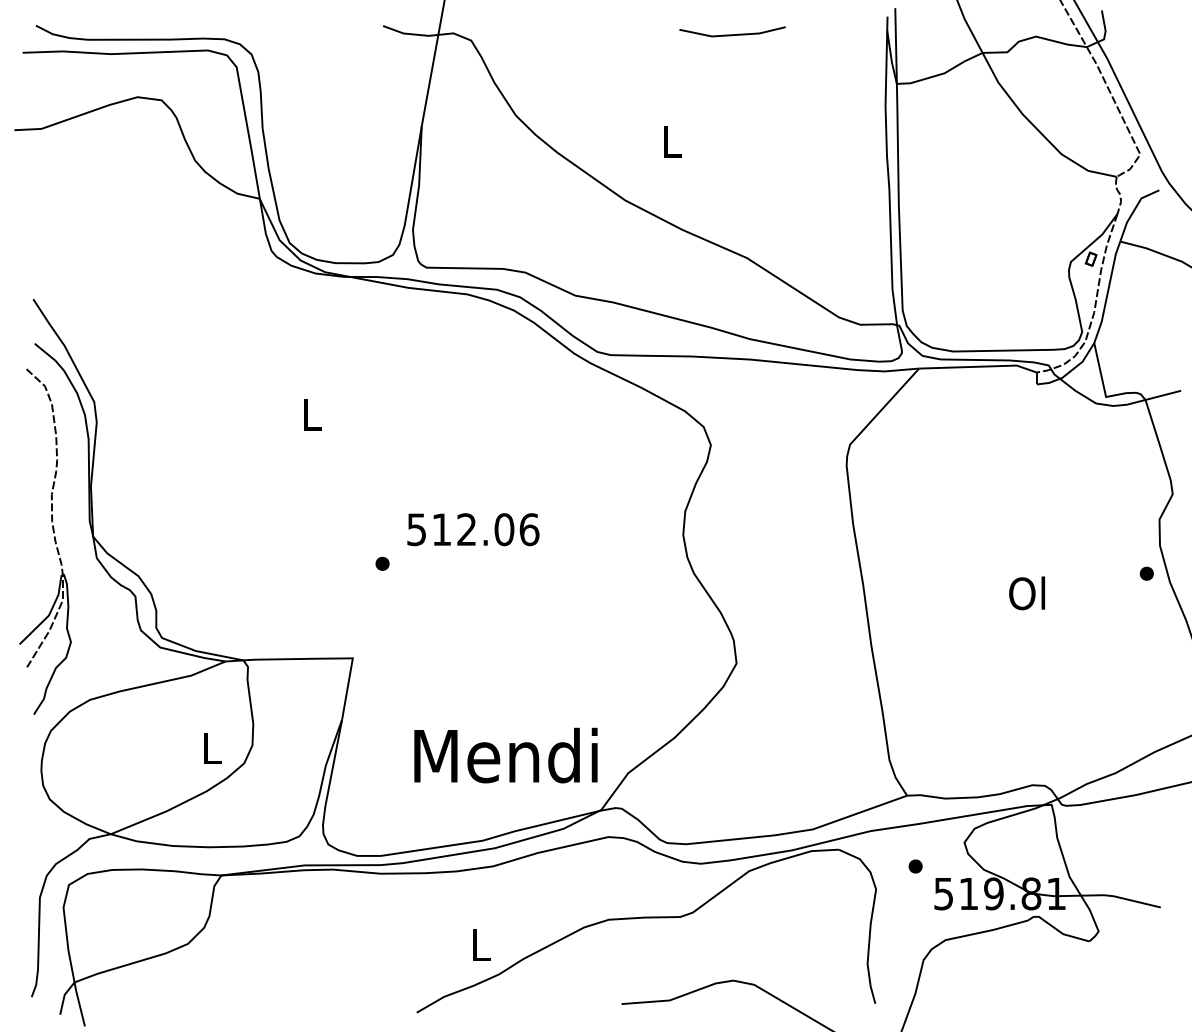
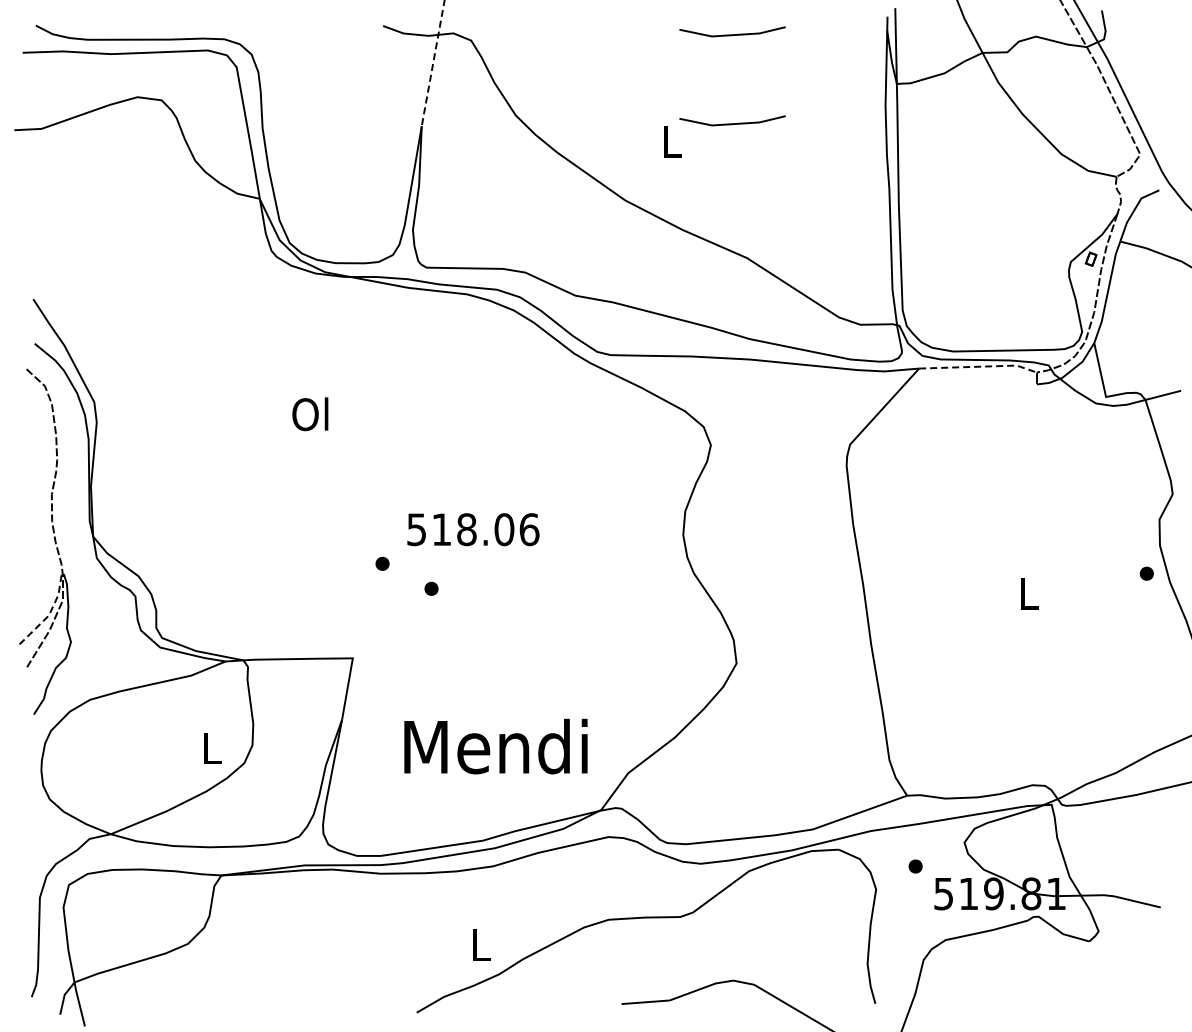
line: solid -> dashed (433, 63)
line: none -> present (732, 123)
line: solid -> dashed (979, 366)
text: L -> Ol (310, 414)
text: 512.06 -> 518.06 (466, 529)
part: none -> present (431, 588)
text: Ol -> L (1027, 593)
line: solid -> dashed (49, 614)
text position: (505, 755) -> (495, 746) (495, 746)
